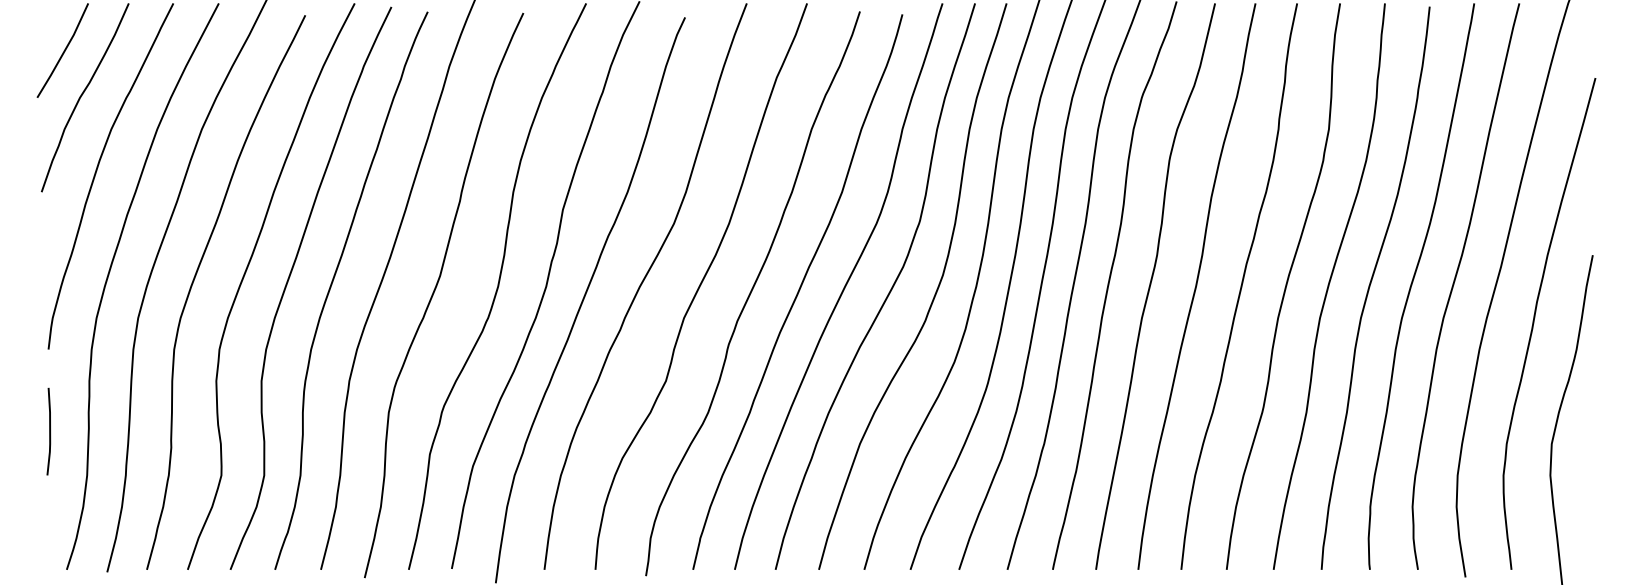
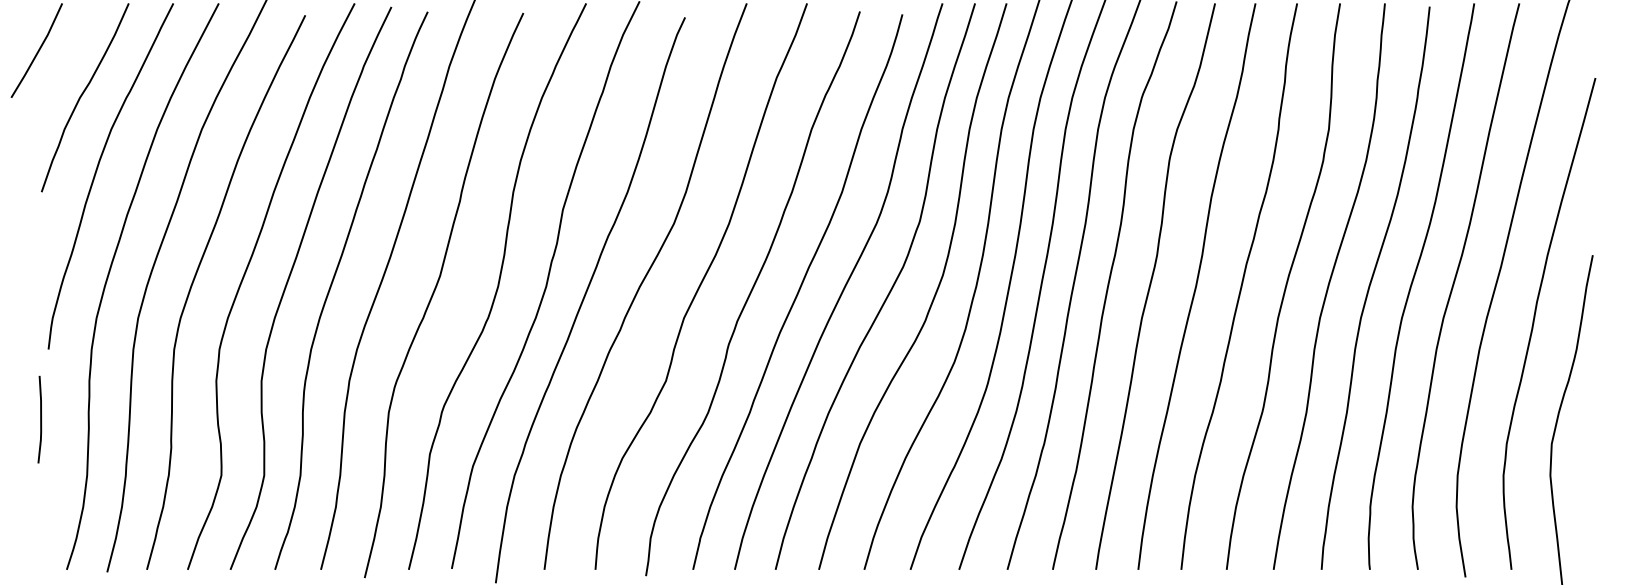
line position: (63, 50) -> (37, 50) (37, 50)
line position: (49, 431) -> (40, 419) (40, 419)
